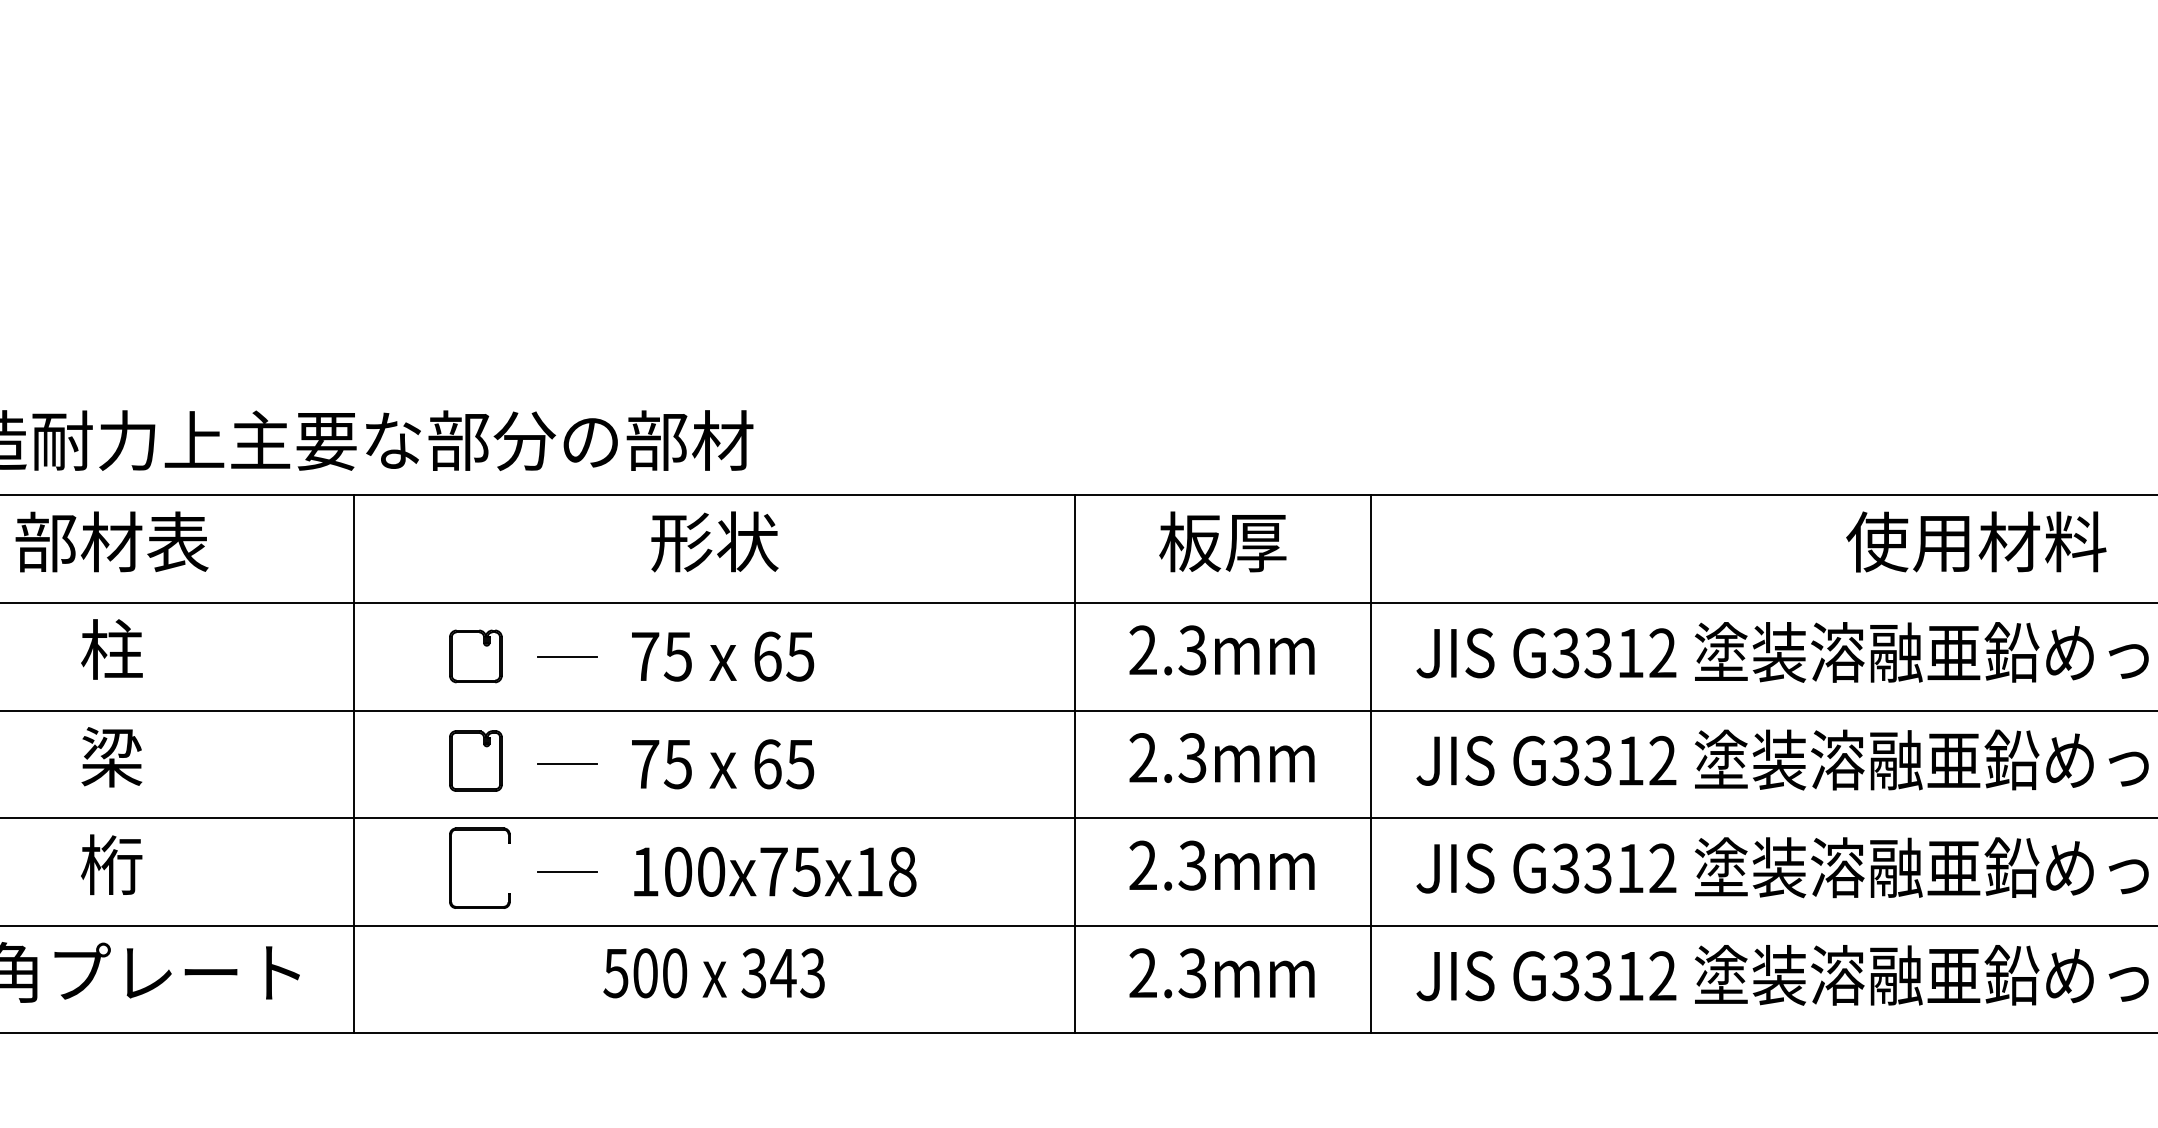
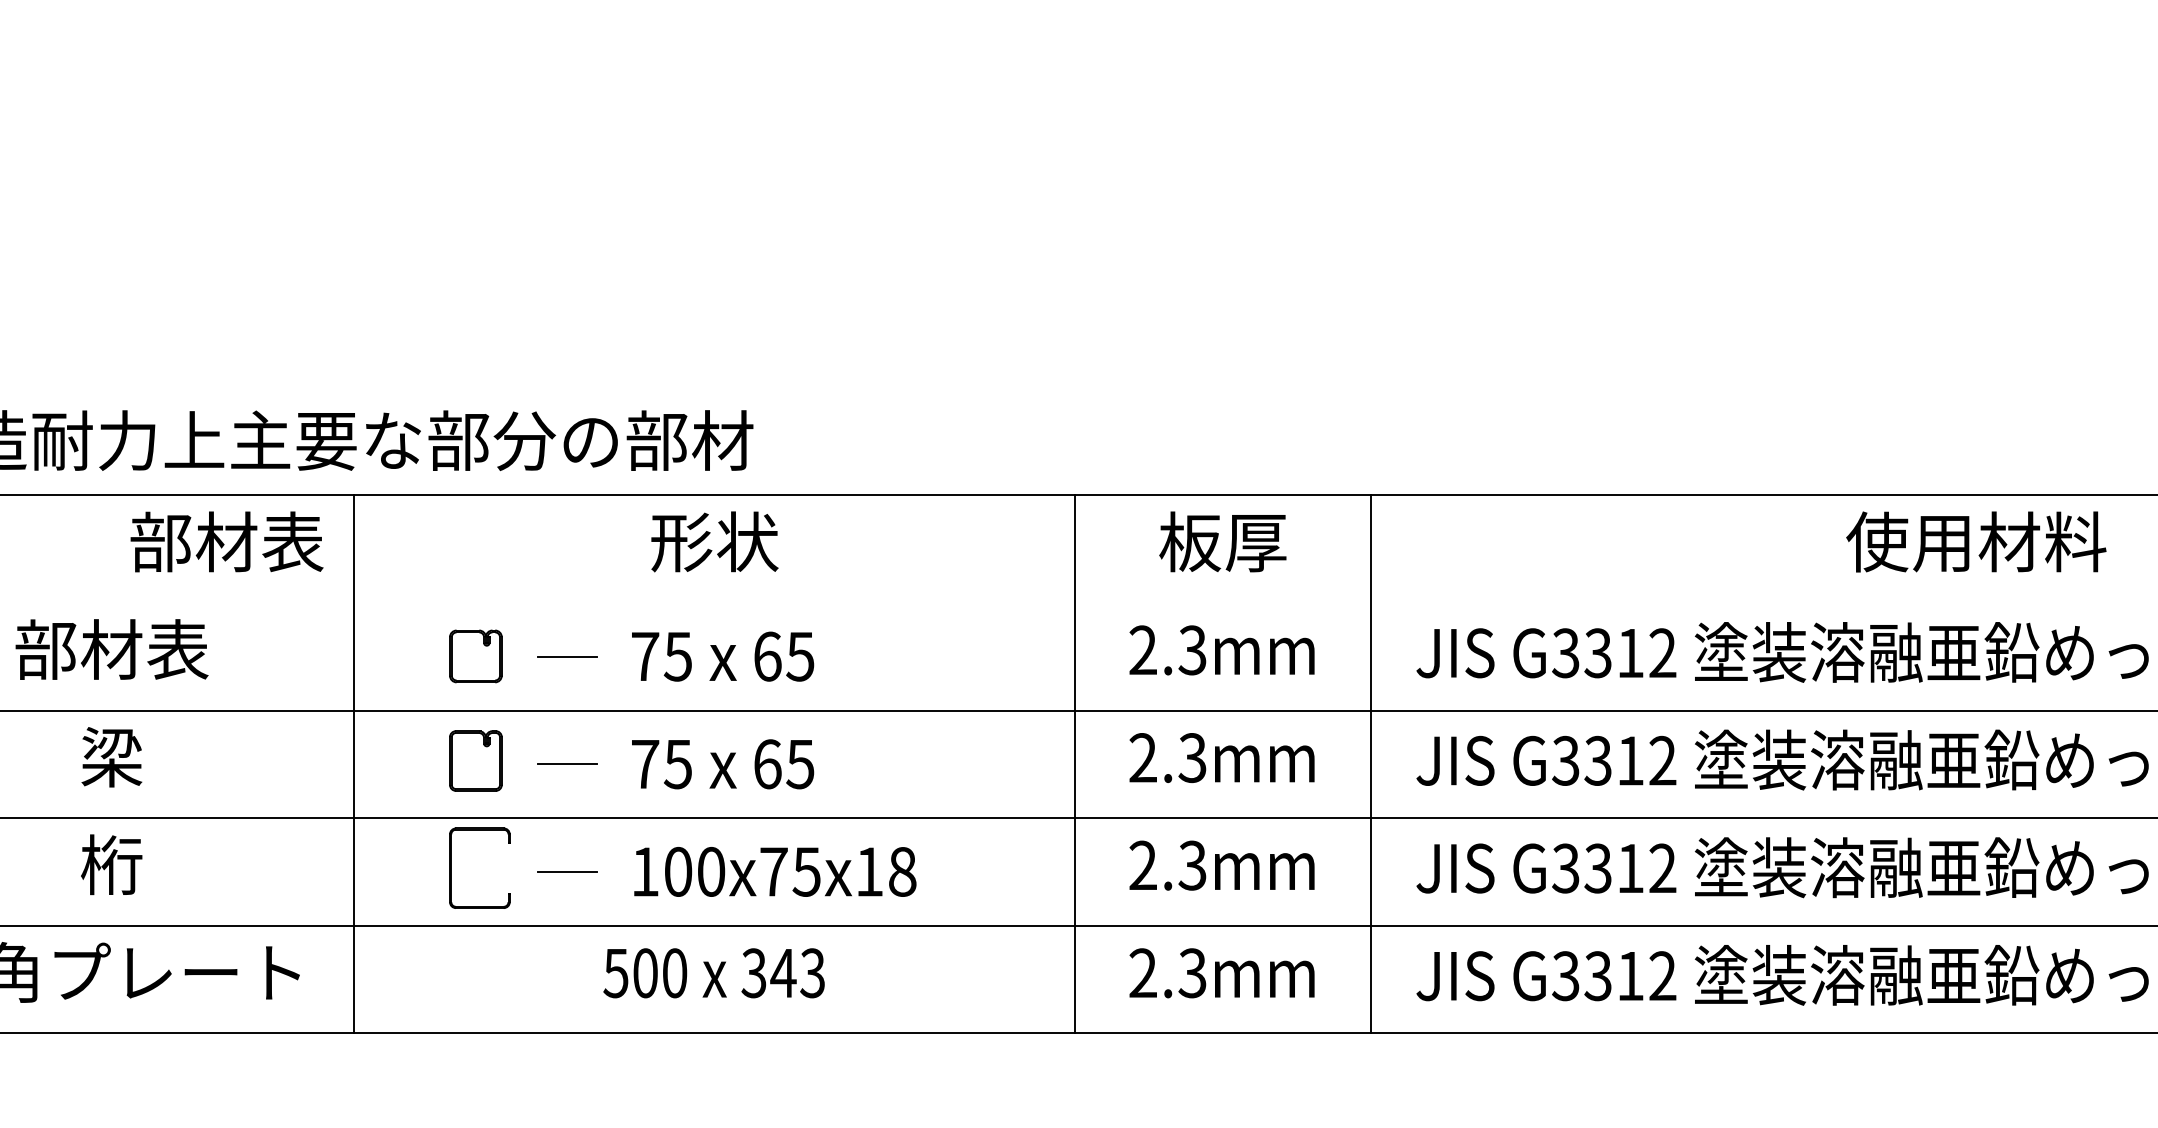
text position: (111, 541) -> (226, 541) (226, 541)
line: present -> none (1078, 602)
text: 柱 -> 部材表 (111, 649)
